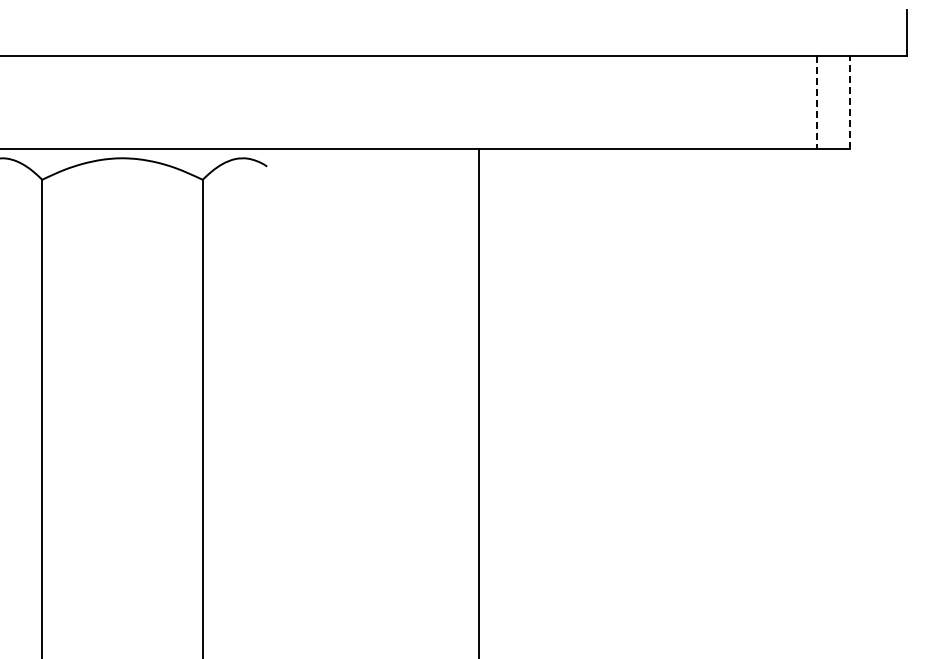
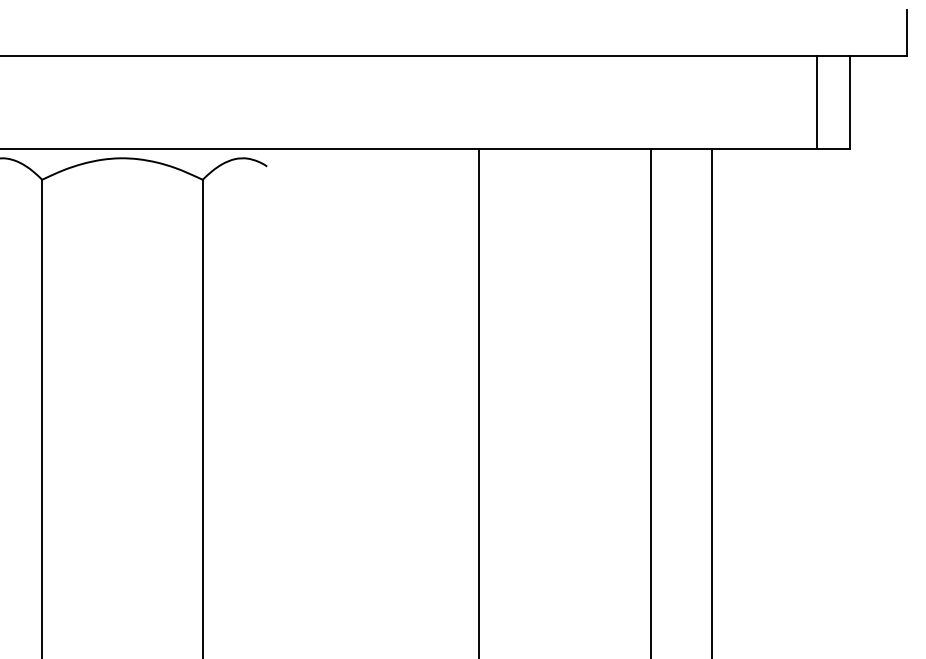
line: dashed -> solid (849, 102)
line: dashed -> solid (816, 103)
line: none -> present (650, 401)
line: none -> present (712, 401)
